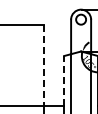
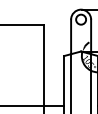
line: dashed -> solid (44, 66)
line: dashed -> solid (64, 80)
